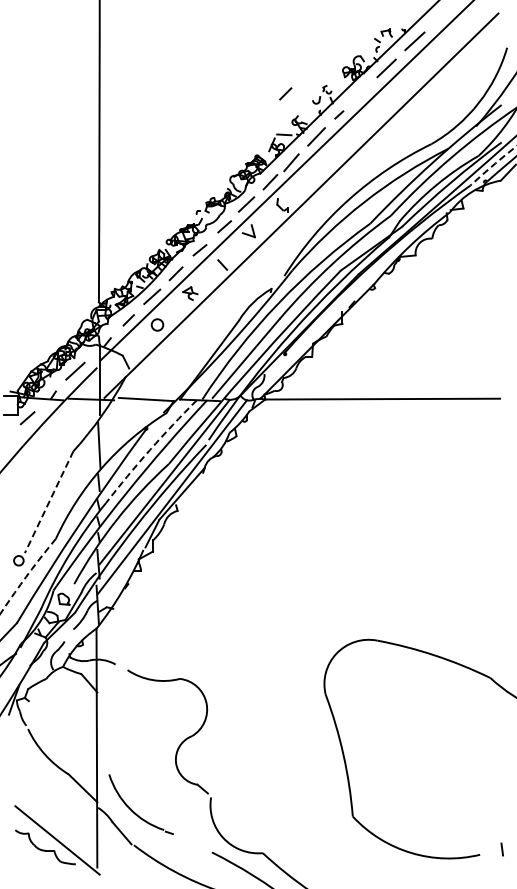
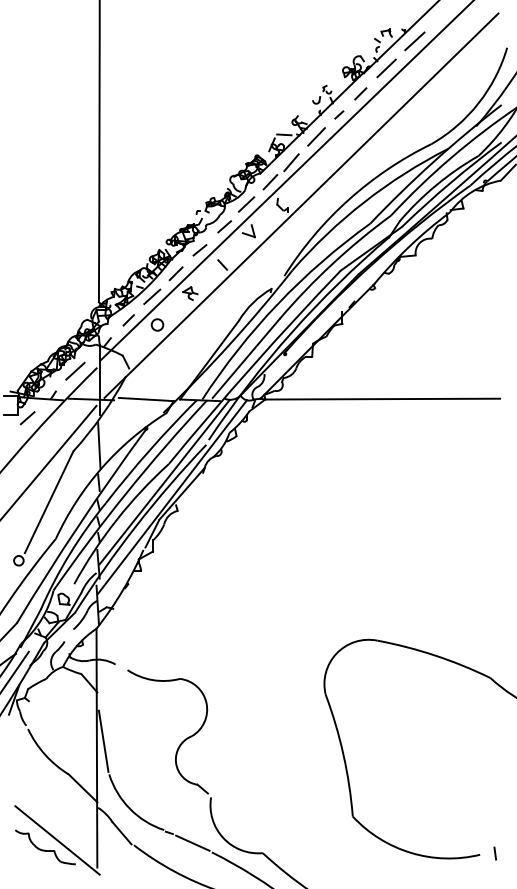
line position: (285, 93) -> (360, 93) (360, 93)
arc: dashed -> solid (493, 165)
arc: dashed -> solid (149, 450)
line: none -> present (49, 461)
line: dashed -> solid (48, 502)
arc: dashed -> solid (26, 576)
line: none -> present (15, 670)
line: none -> present (103, 740)
line: none -> present (192, 842)
line position: (501, 849) -> (494, 853) (494, 853)
